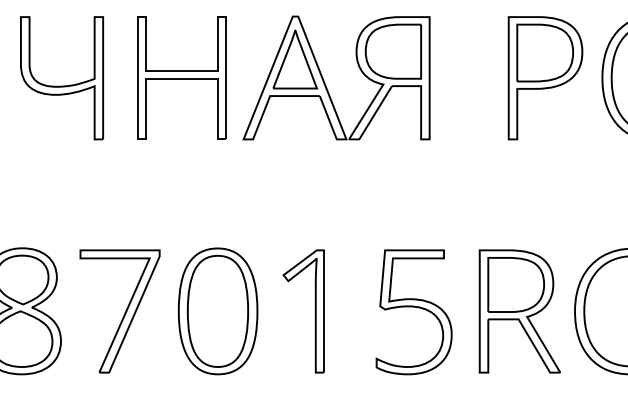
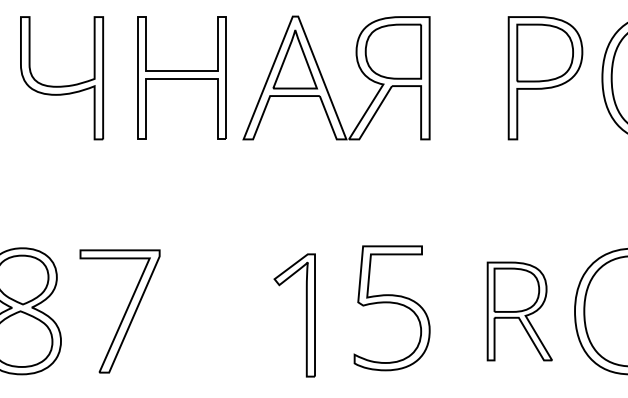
part: present -> none (217, 311)
part position: (314, 311) -> (305, 315) (305, 315)
part size: 83x125 px -> 67x101 px (519, 311)
part position: (413, 312) -> (391, 308) (391, 308)
